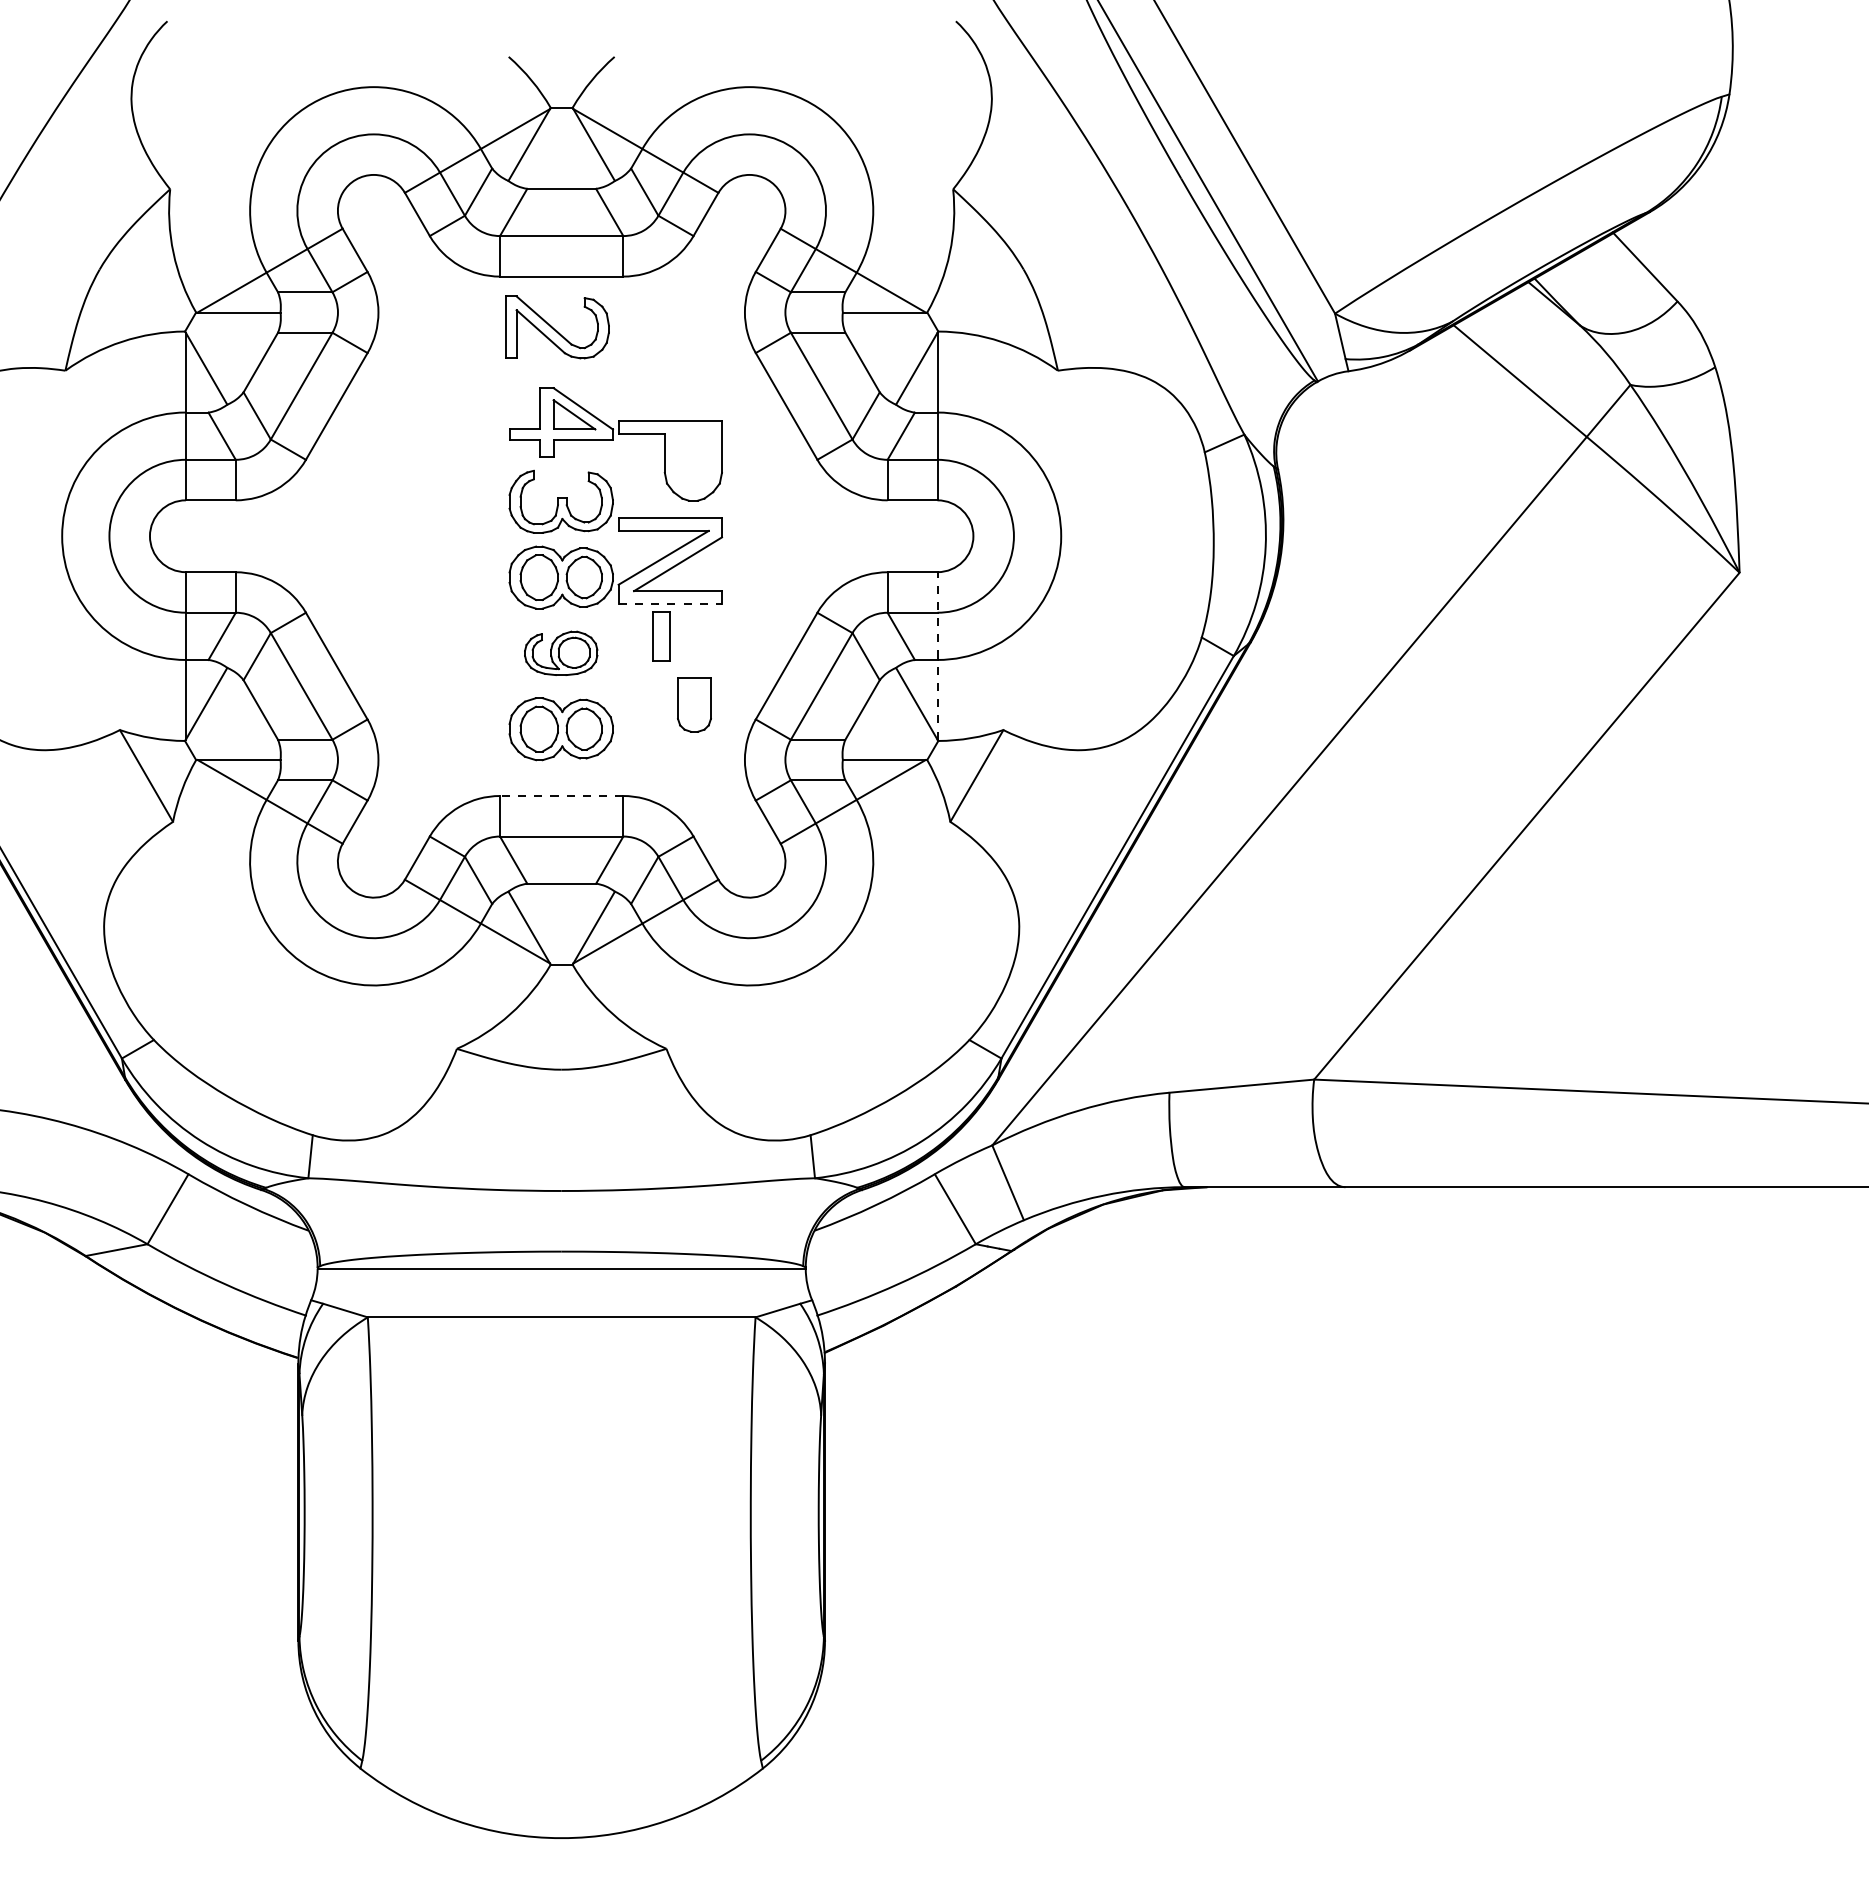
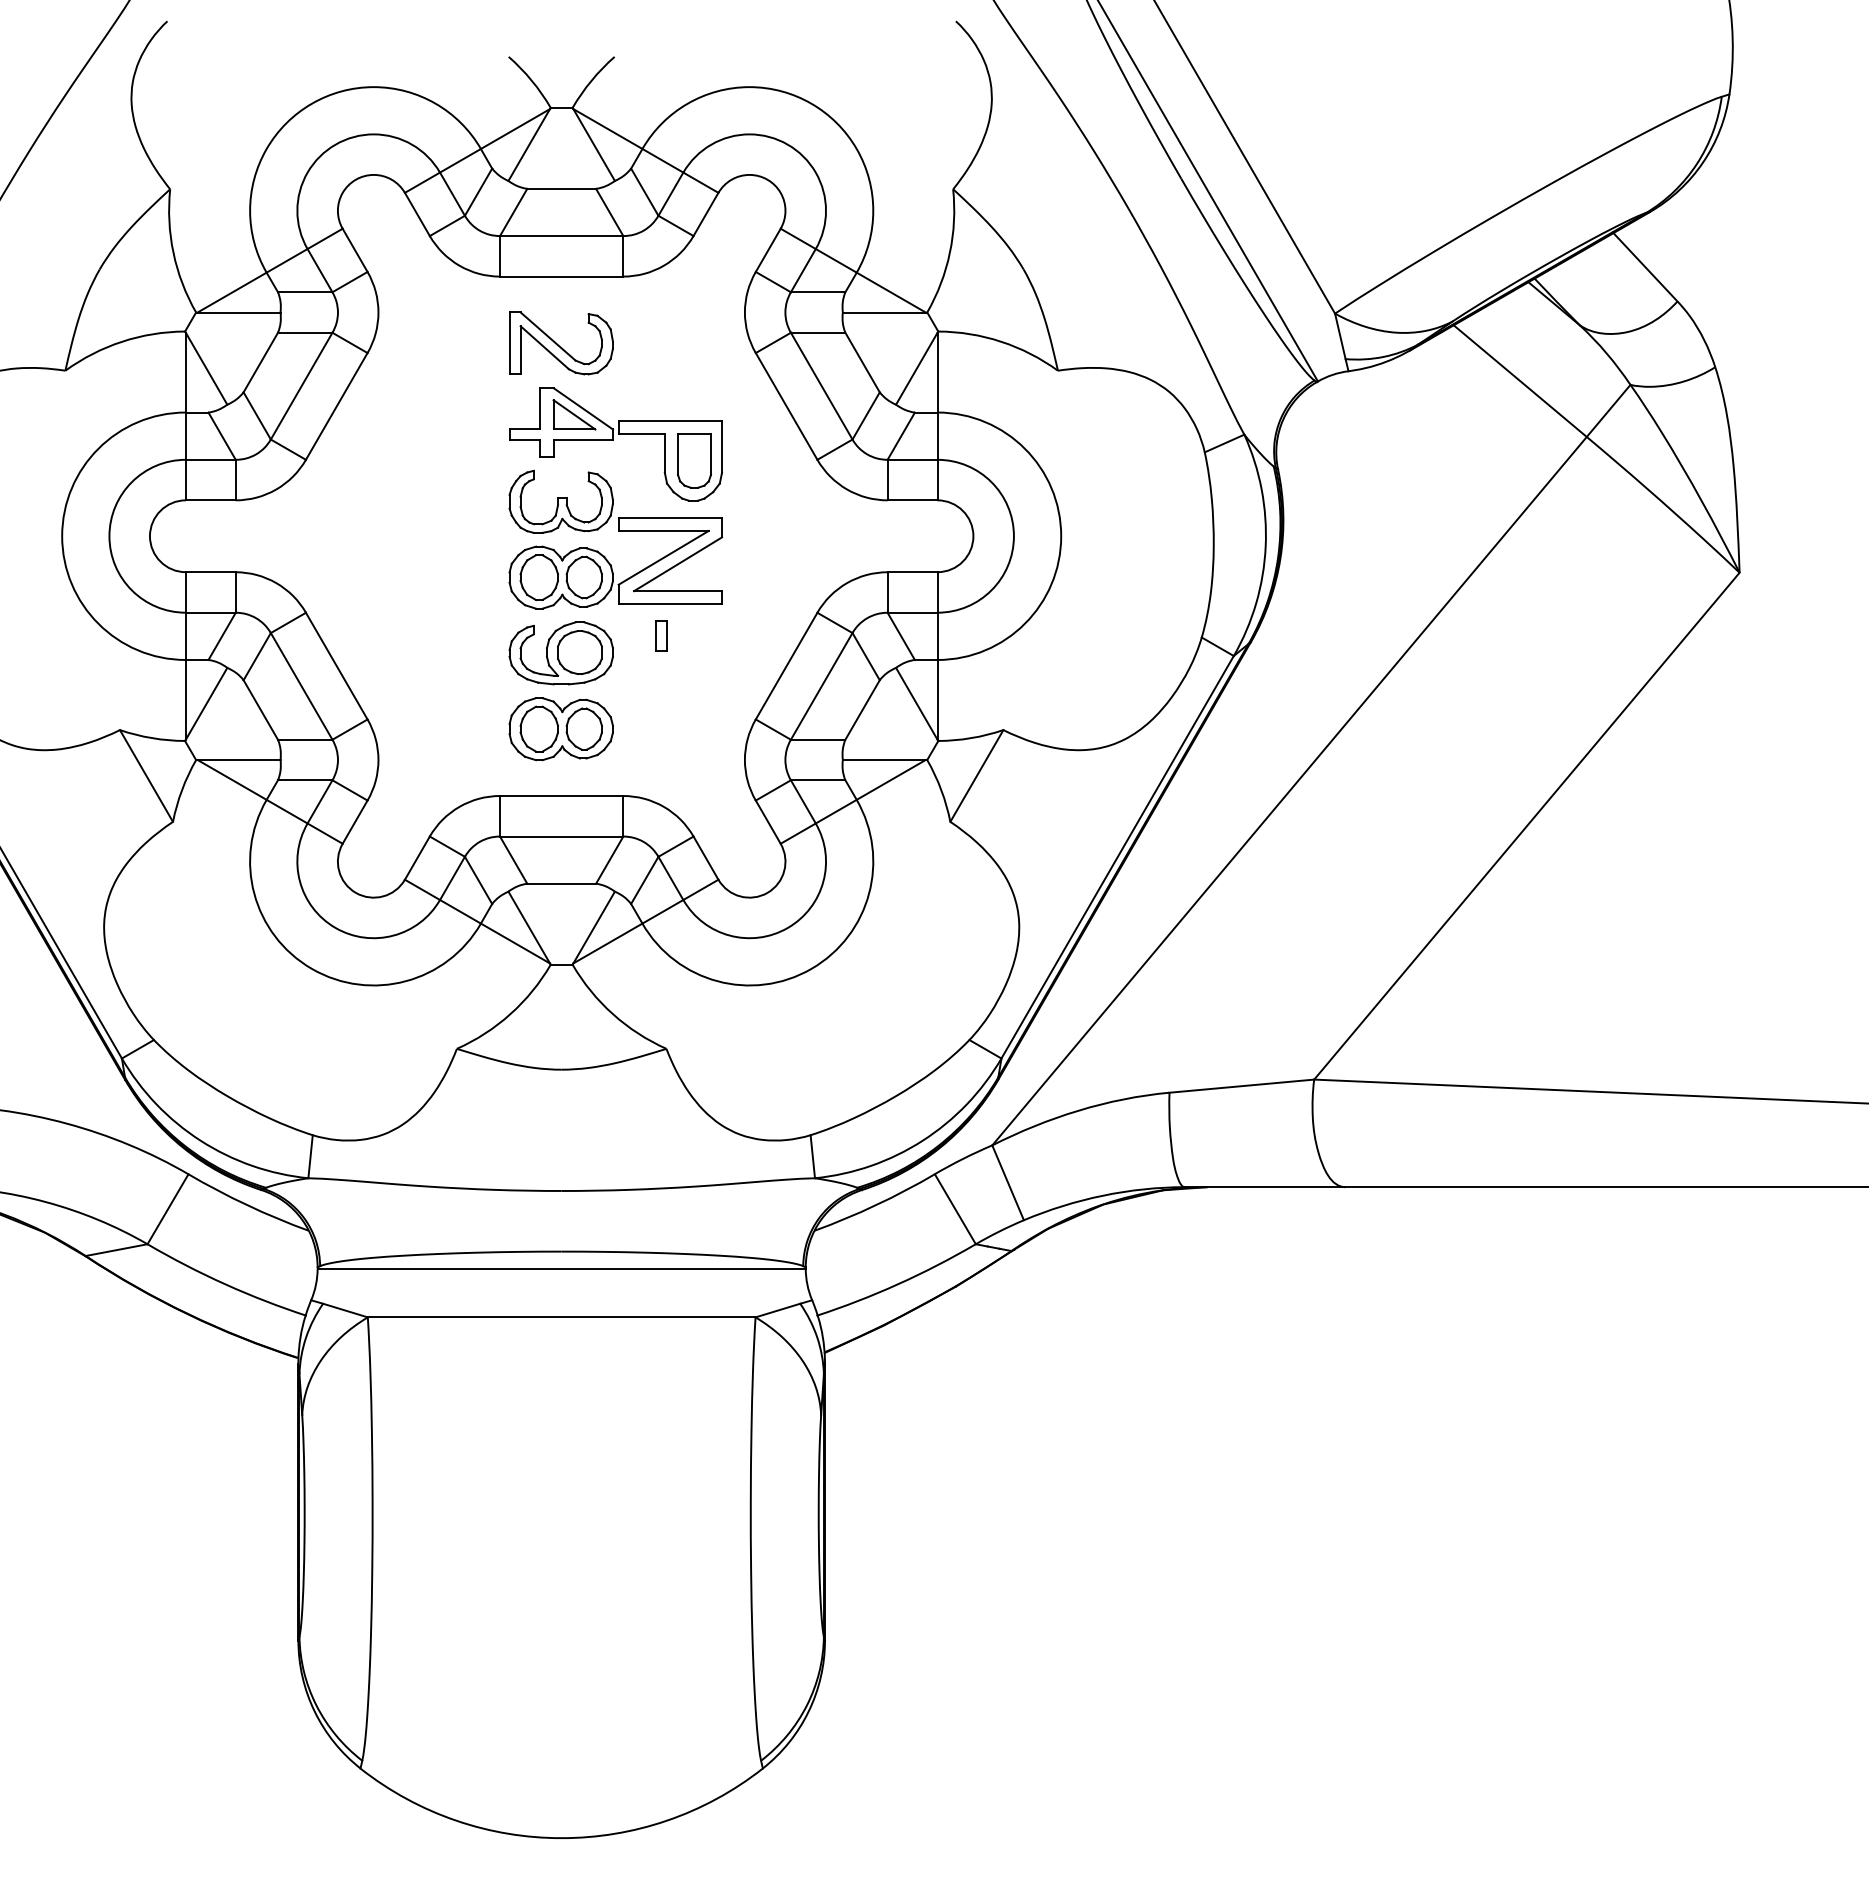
part position: (557, 327) -> (561, 343) (561, 343)
line: dashed -> solid (670, 604)
part size: 19x51 px -> 13x32 px (661, 635)
part size: 75x46 px -> 106x65 px (560, 653)
line: dashed -> solid (937, 655)
part position: (694, 704) -> (694, 460) (694, 460)
line: dashed -> solid (561, 796)
